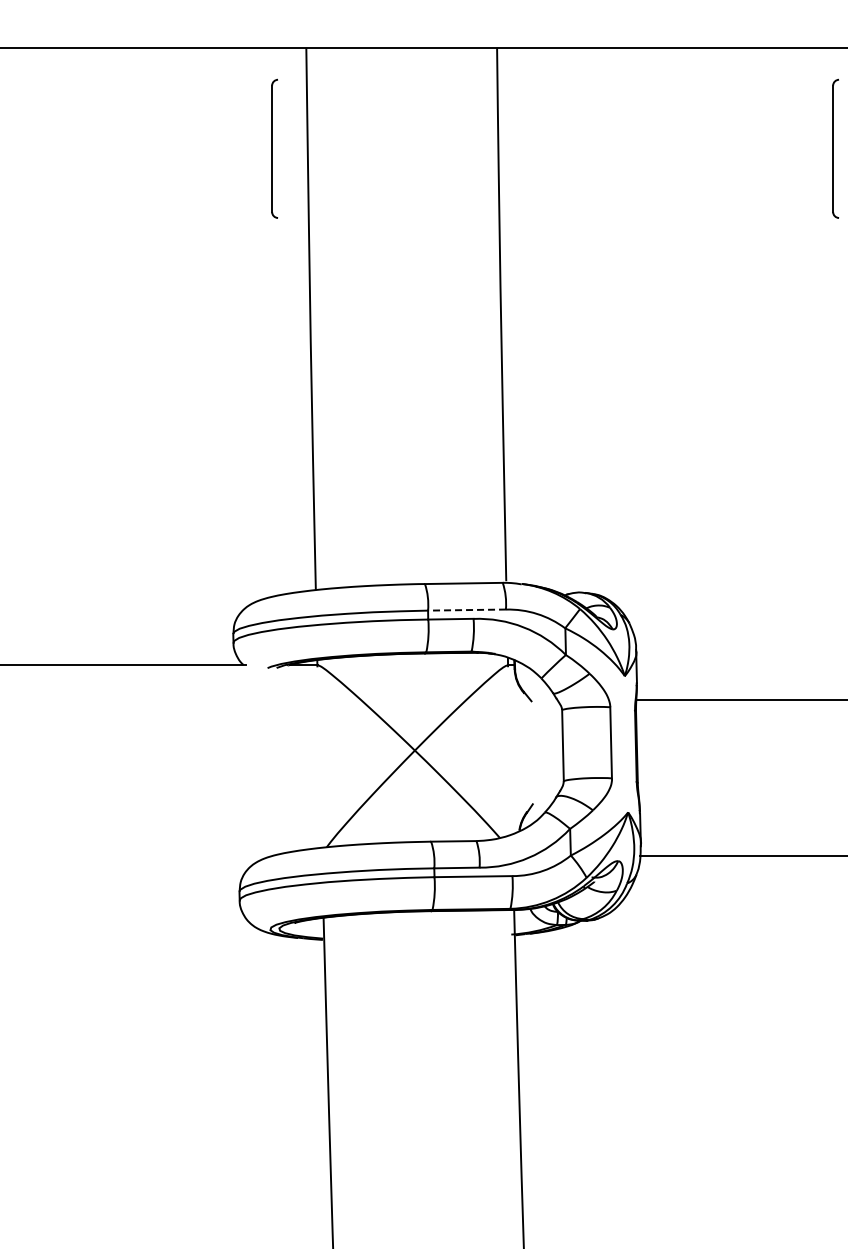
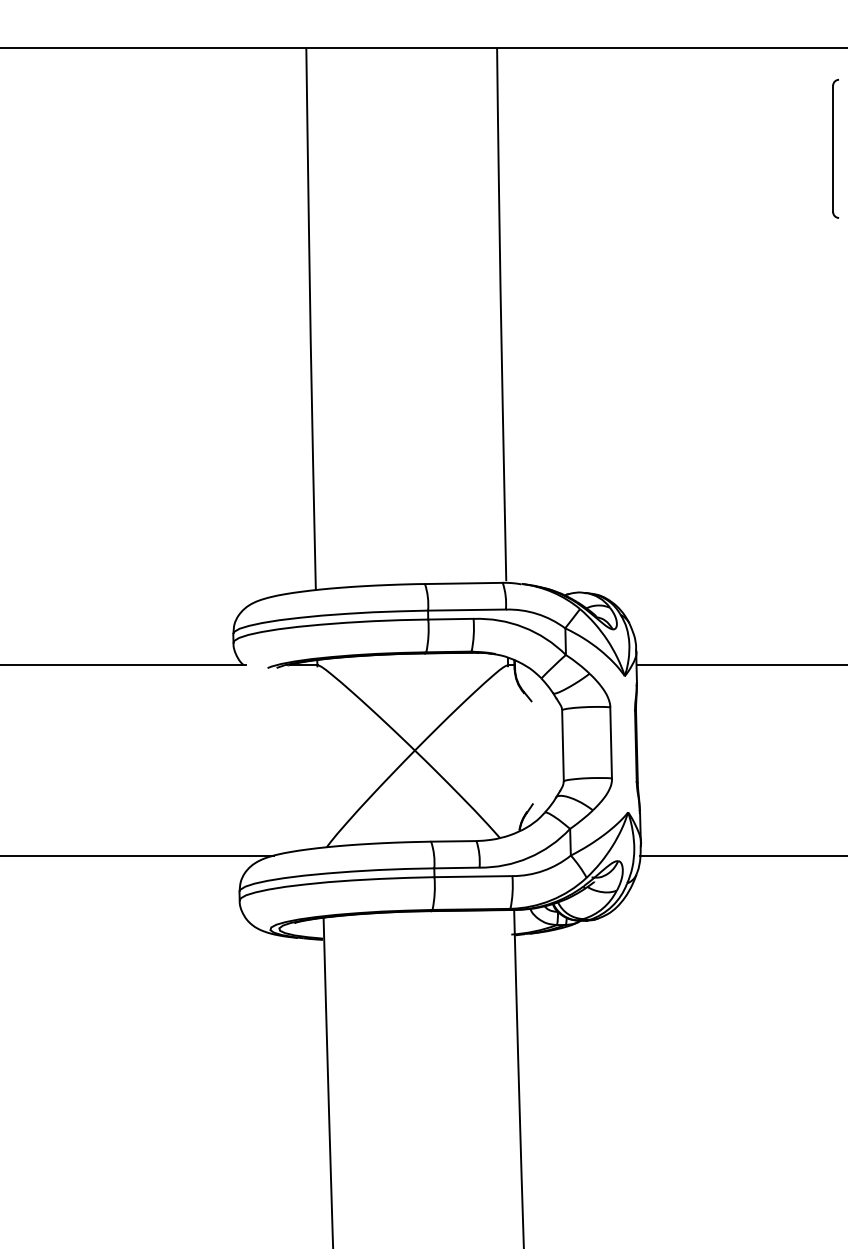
part: present -> none (274, 148)
line: dashed -> solid (467, 610)
line position: (740, 700) -> (740, 665) (740, 665)
line: none -> present (137, 855)
